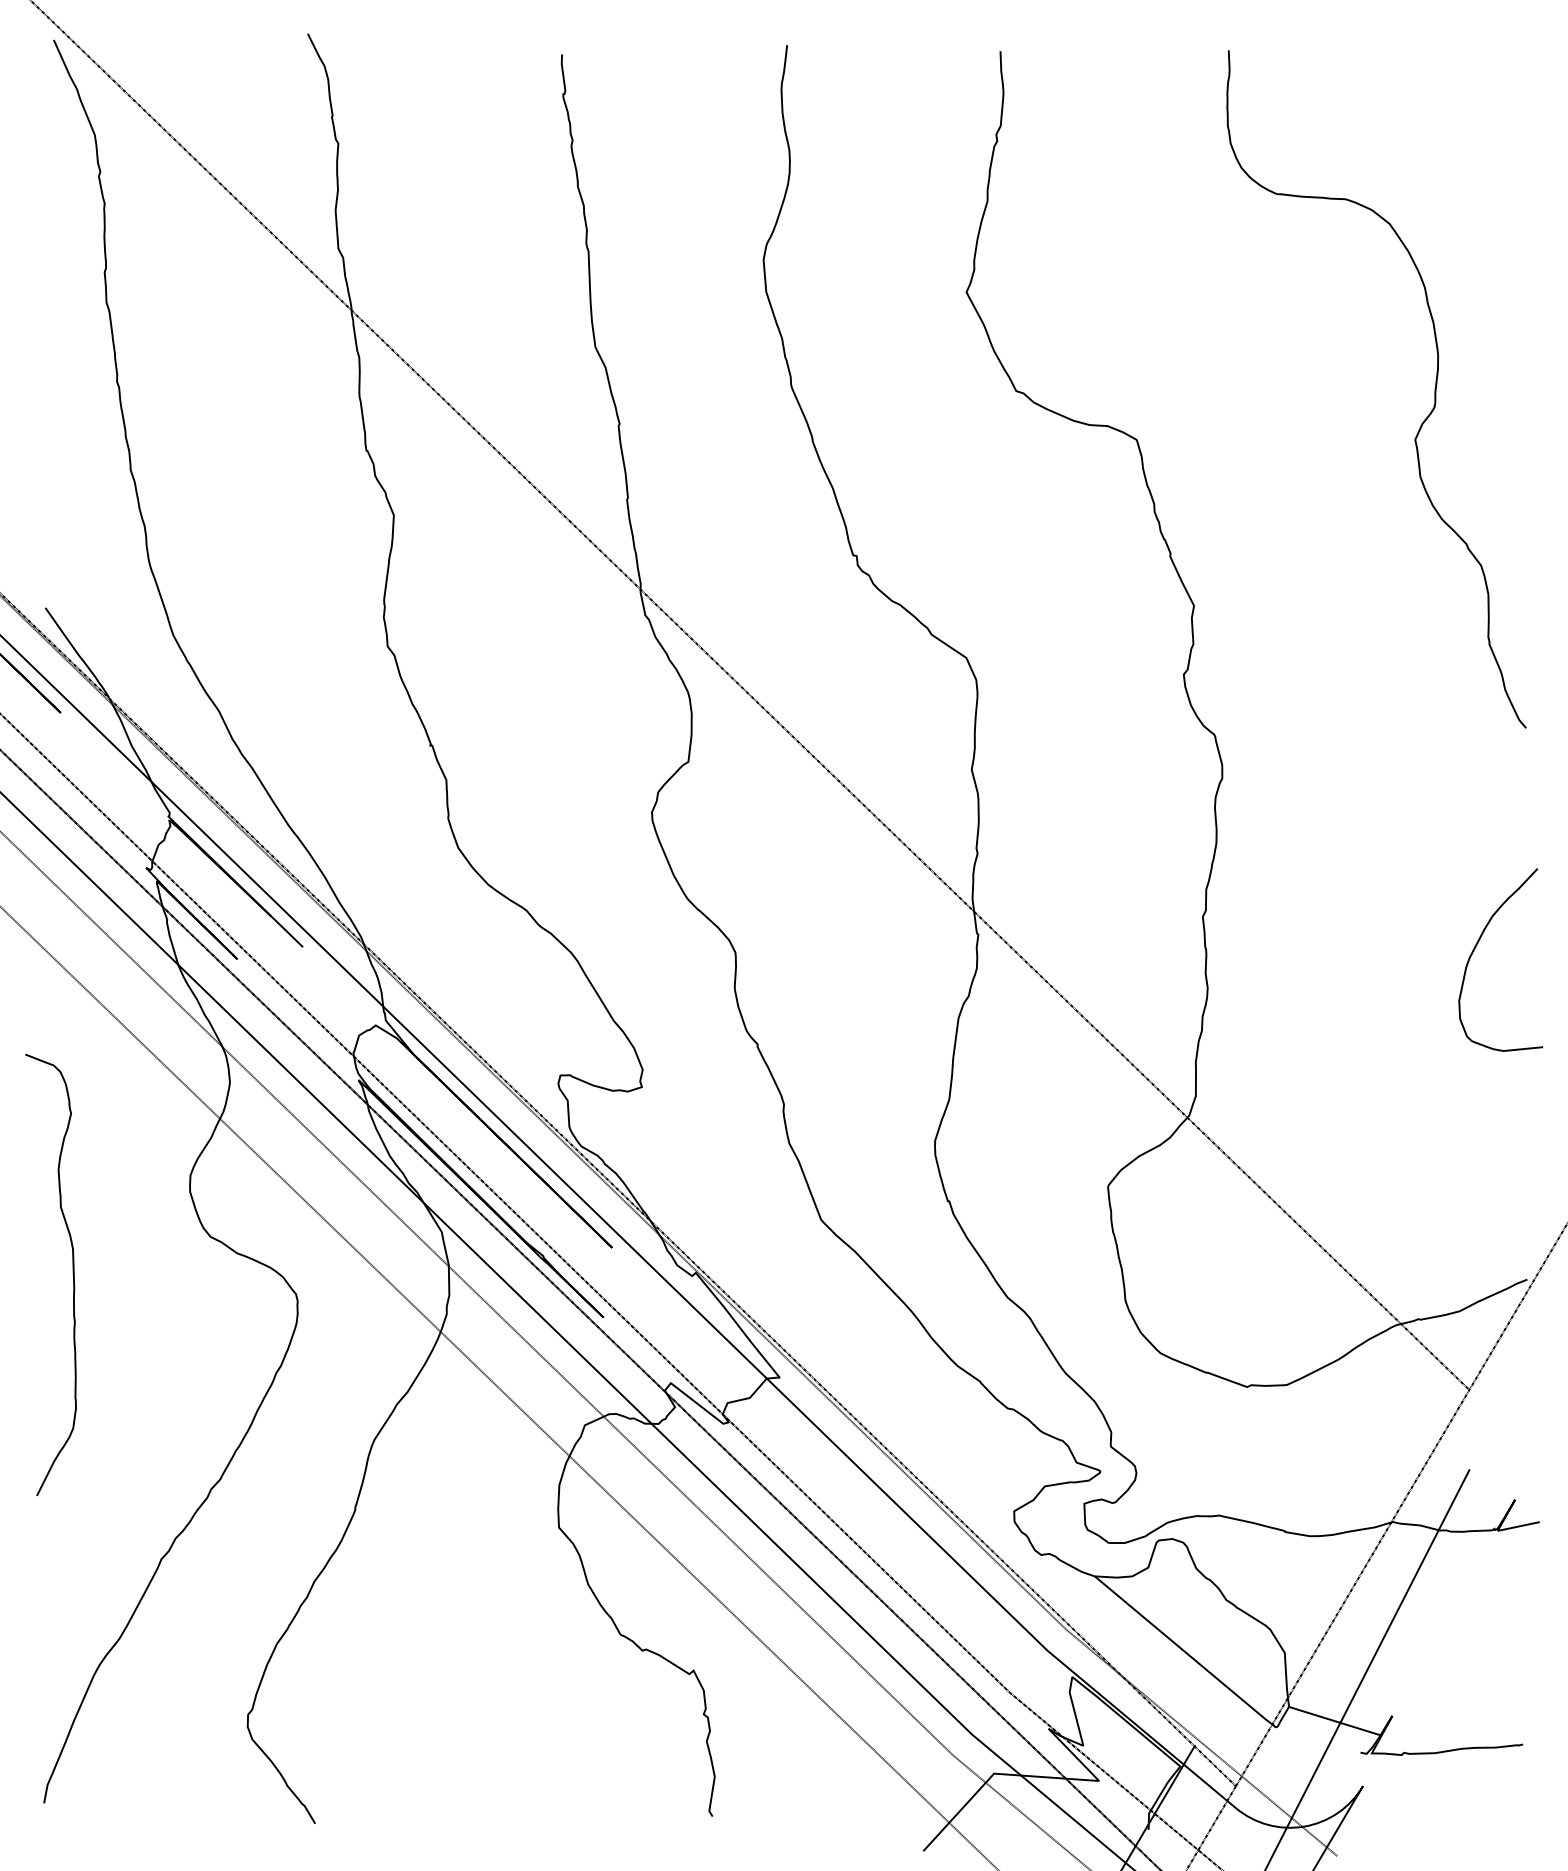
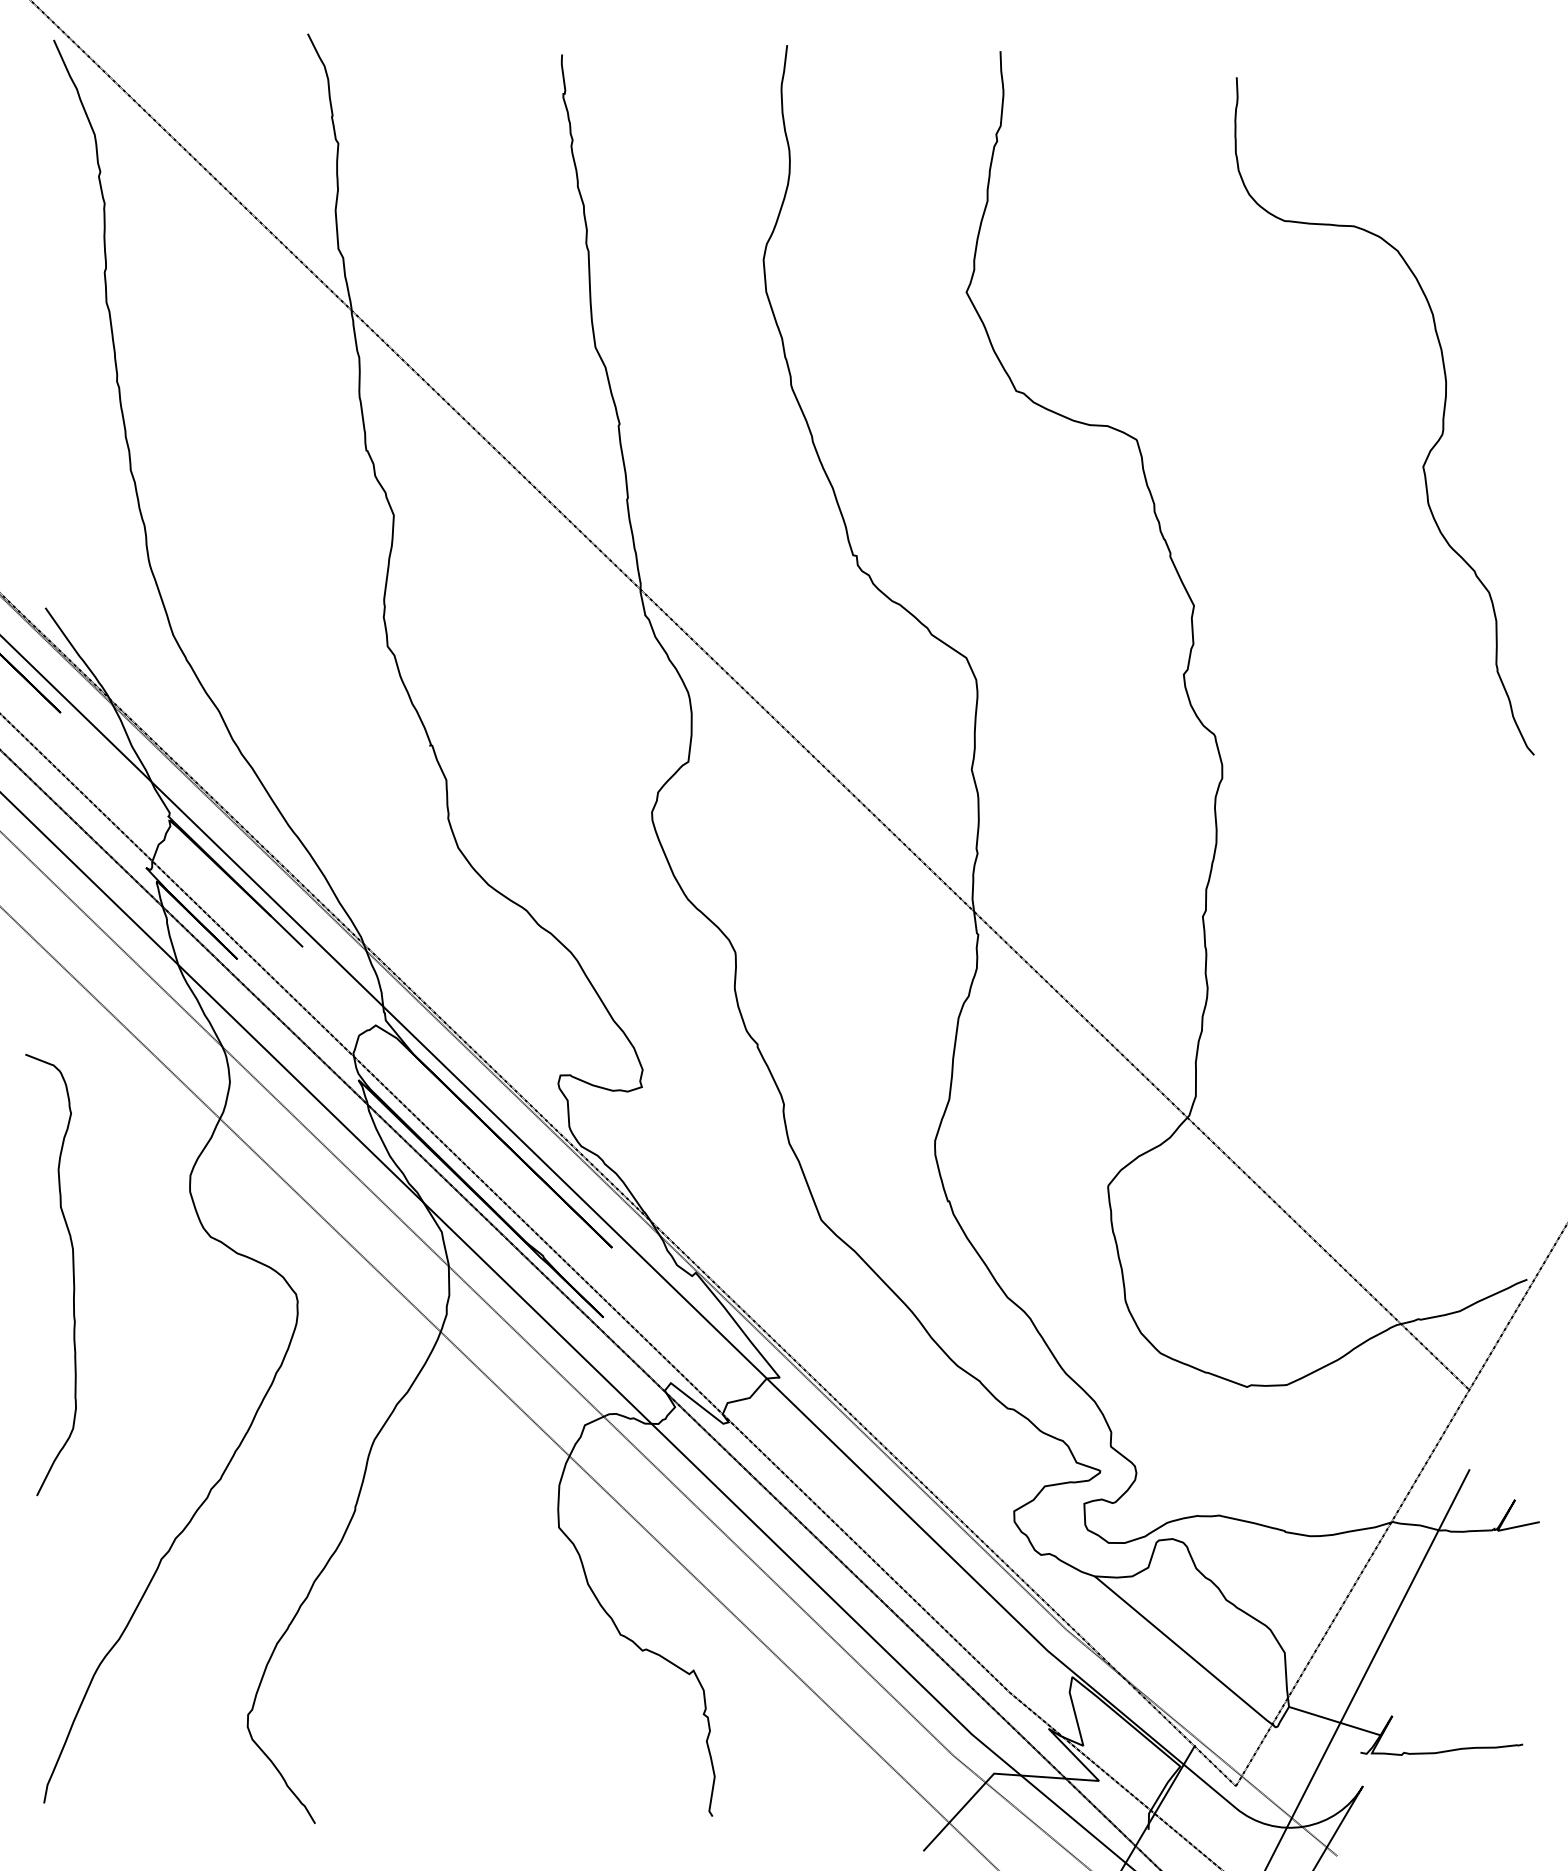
curve position: (1421, 423) -> (1429, 450) (1429, 450)
curve: present -> none (1476, 947)
line: present -> none (1211, 1826)
